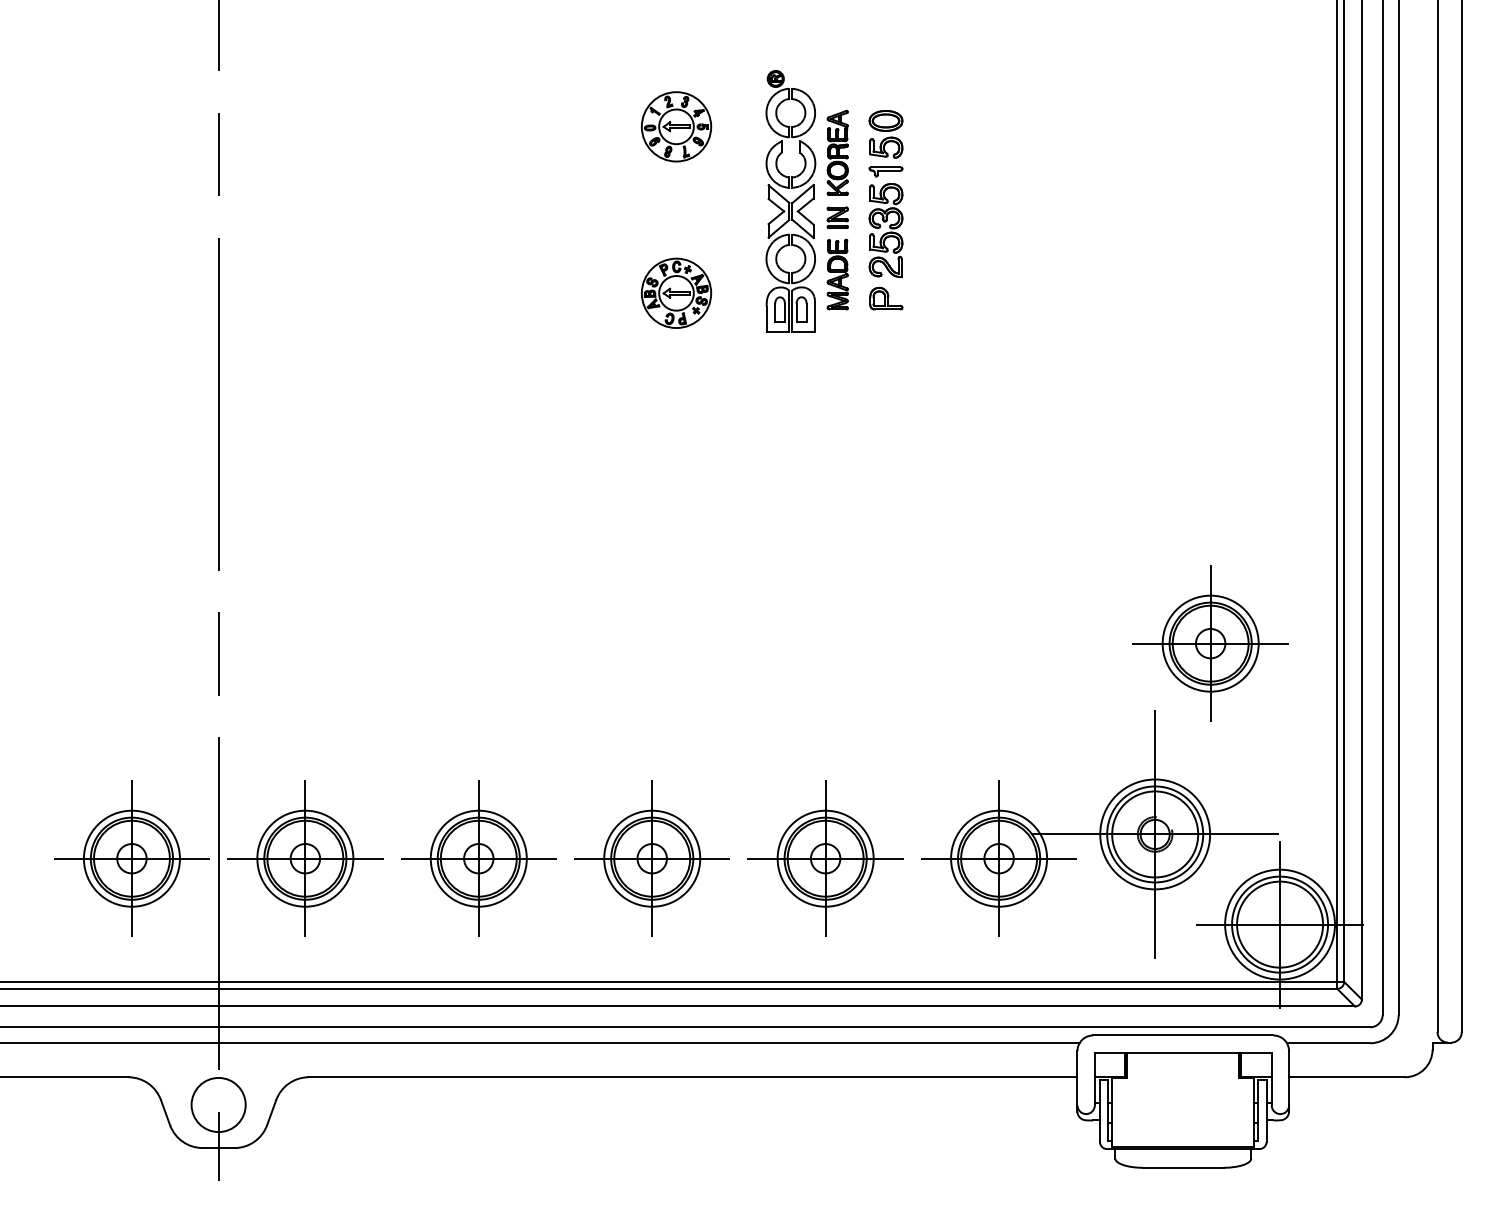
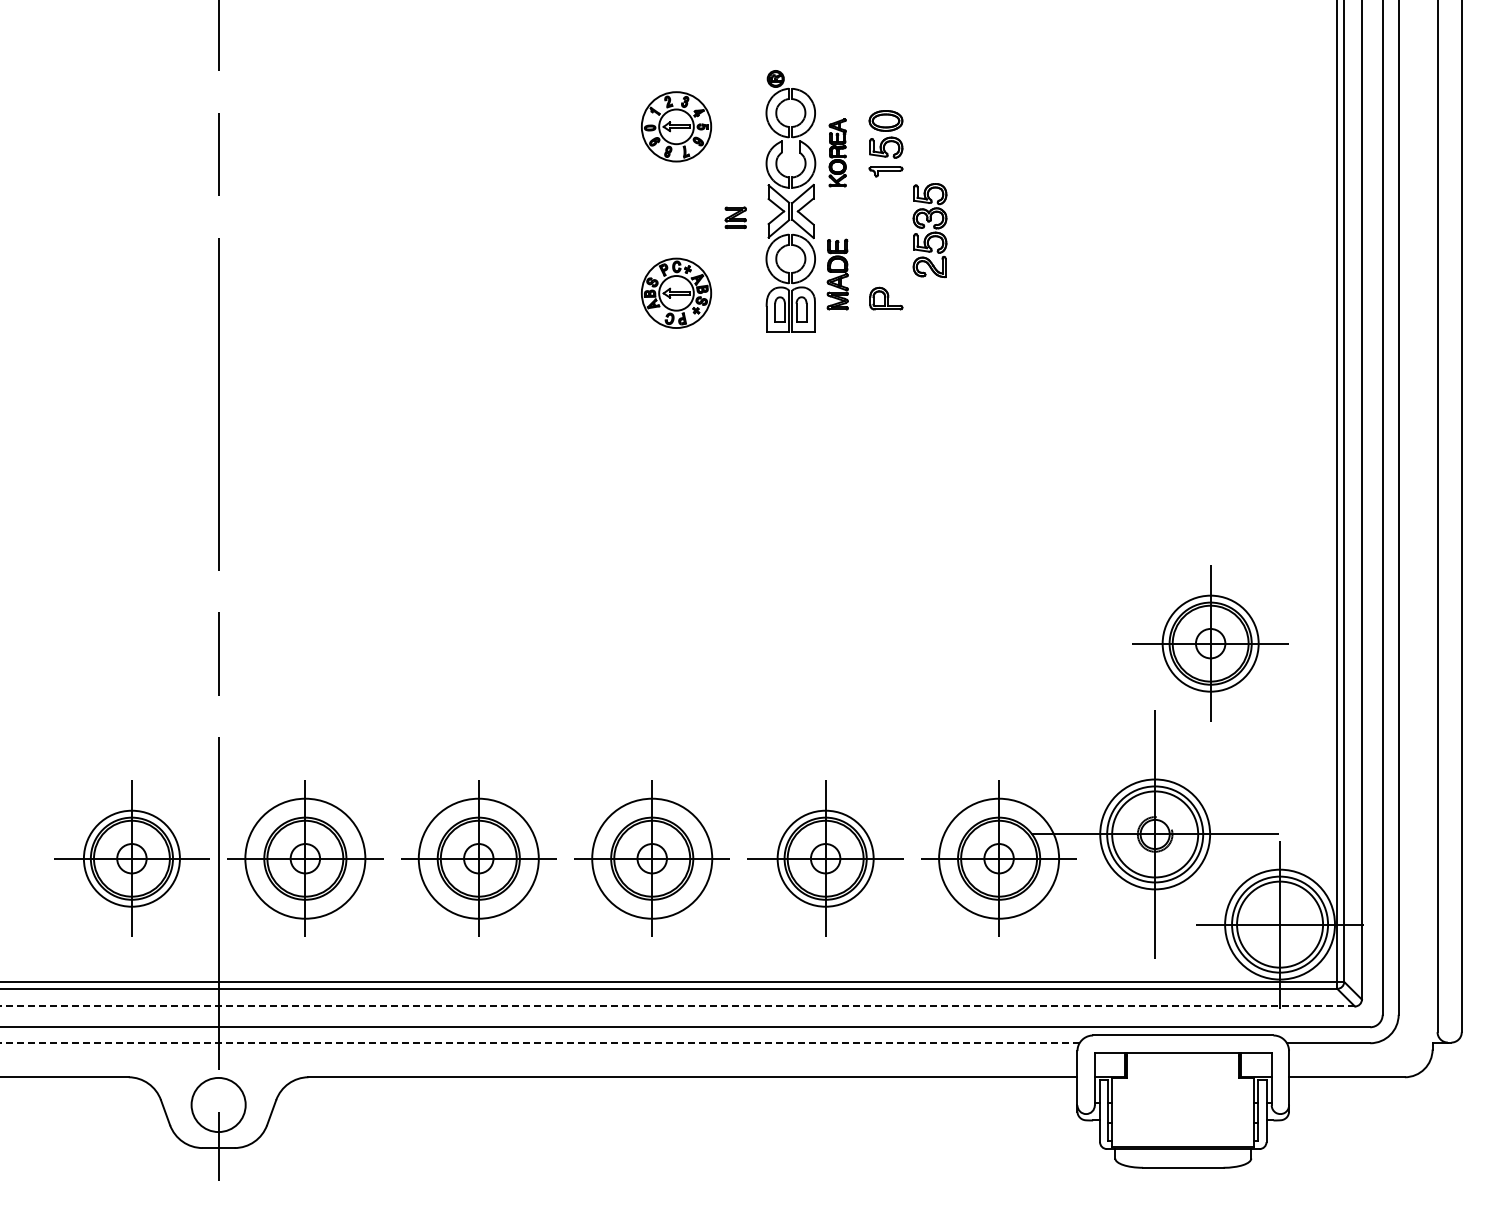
part size: 23x86 px -> 19x70 px (837, 152)
part position: (837, 217) -> (735, 217) (735, 217)
part position: (885, 230) -> (929, 230) (929, 230)
circle diameter: 96 px -> 120 px (305, 858)
circle diameter: 96 px -> 120 px (478, 858)
circle diameter: 96 px -> 120 px (652, 858)
circle diameter: 96 px -> 120 px (999, 858)
line: solid -> dashed (677, 1006)
line: solid -> dashed (539, 1043)
